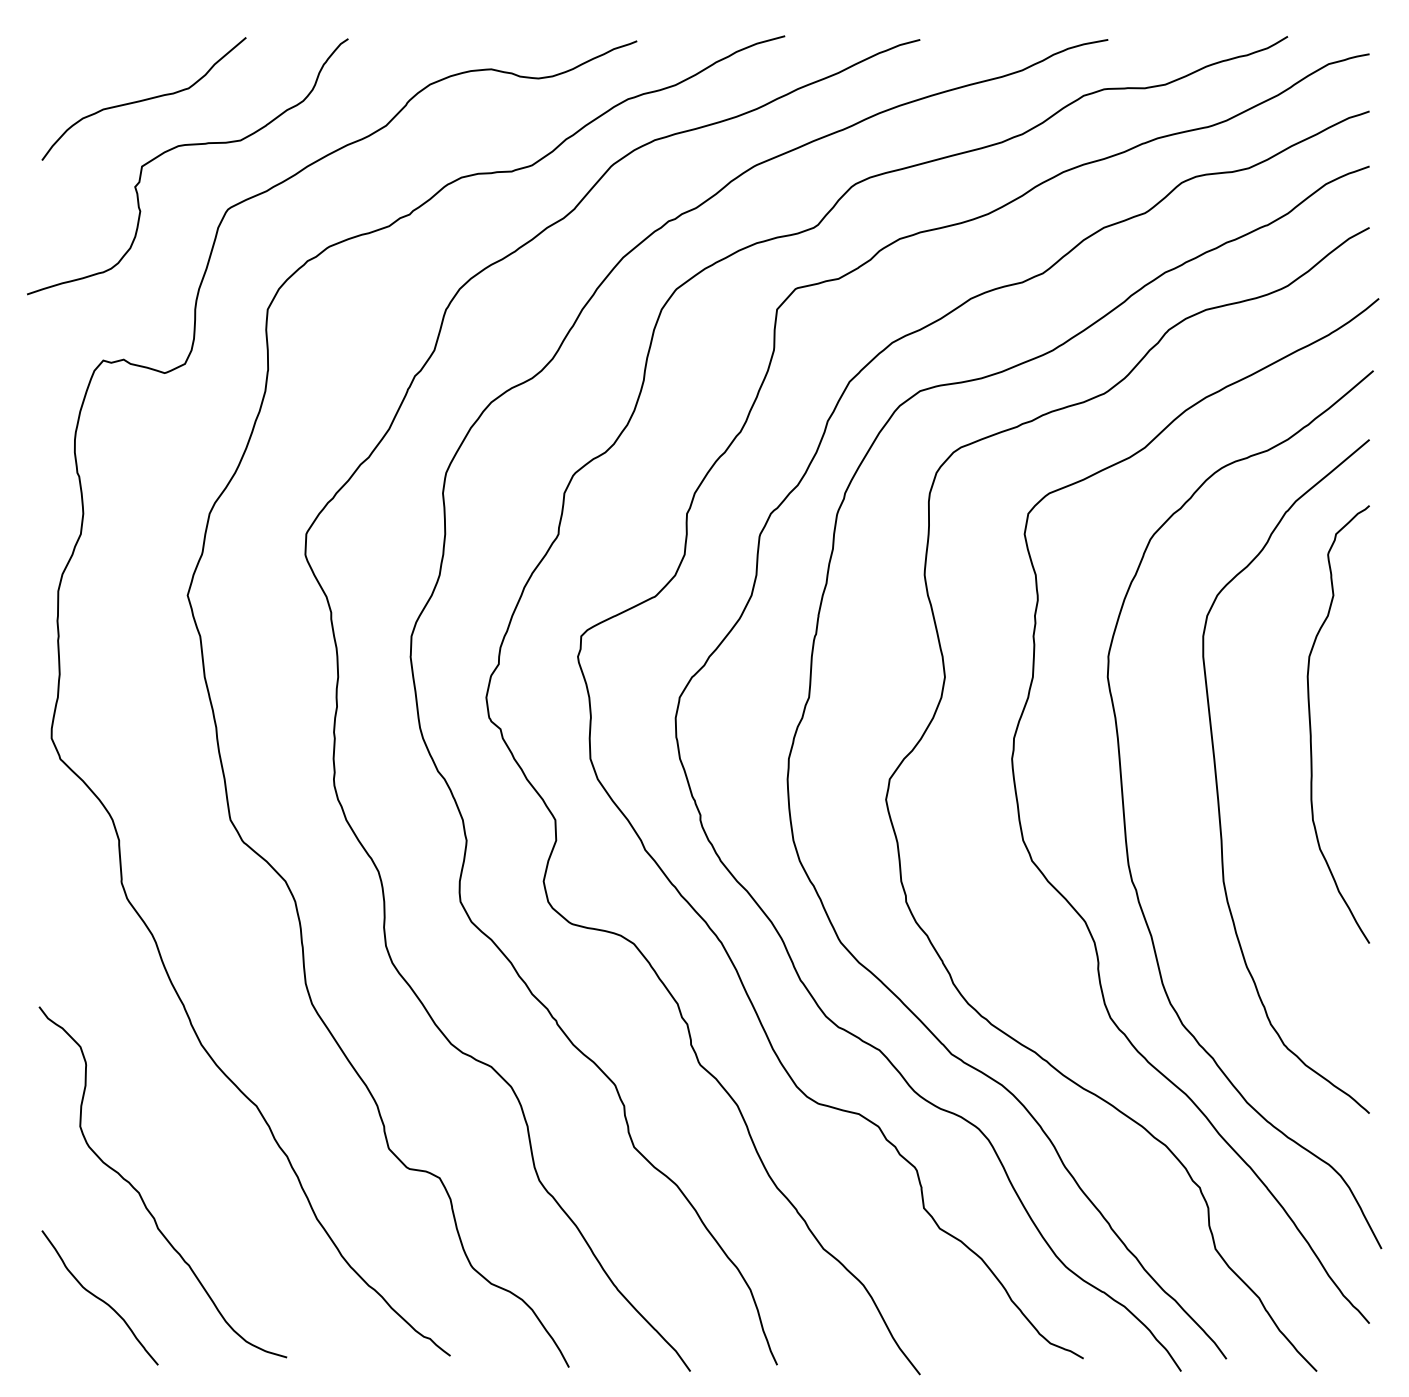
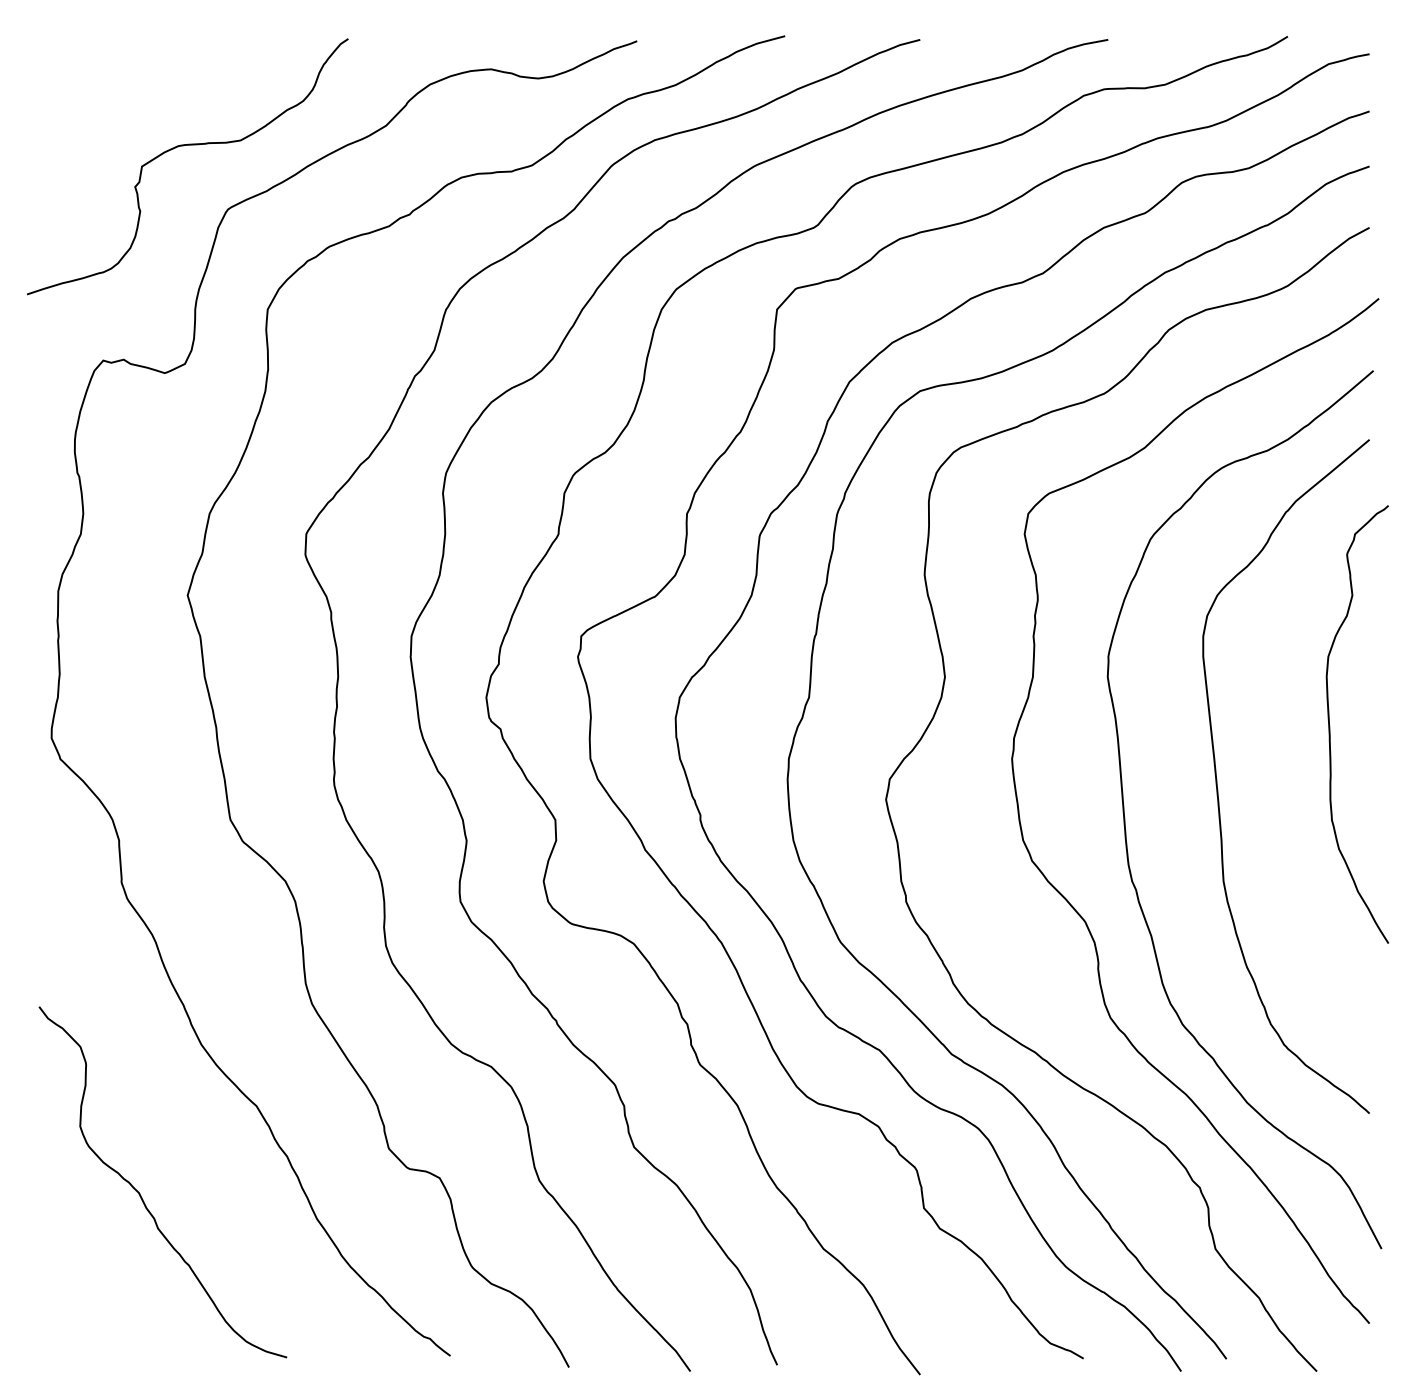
curve: present -> none (143, 99)
curve position: (1311, 725) -> (1330, 725) (1330, 725)
curve: present -> none (99, 1297)
